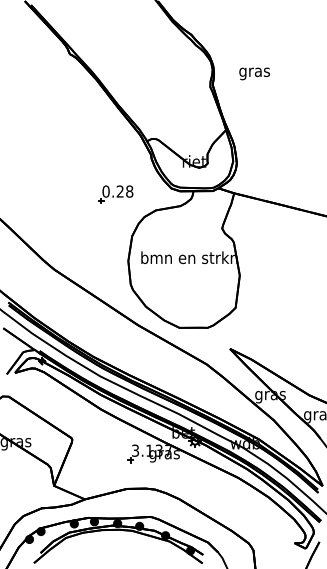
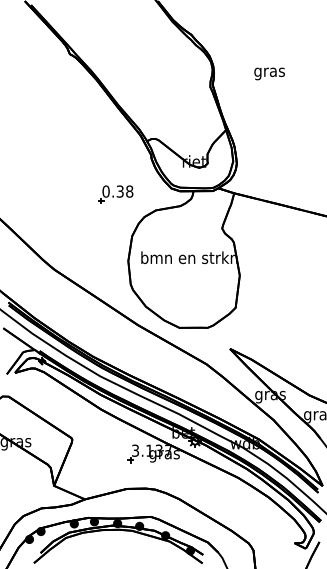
text position: (254, 73) -> (269, 73) (269, 73)
text: 0.28 -> 0.38 (119, 191)
